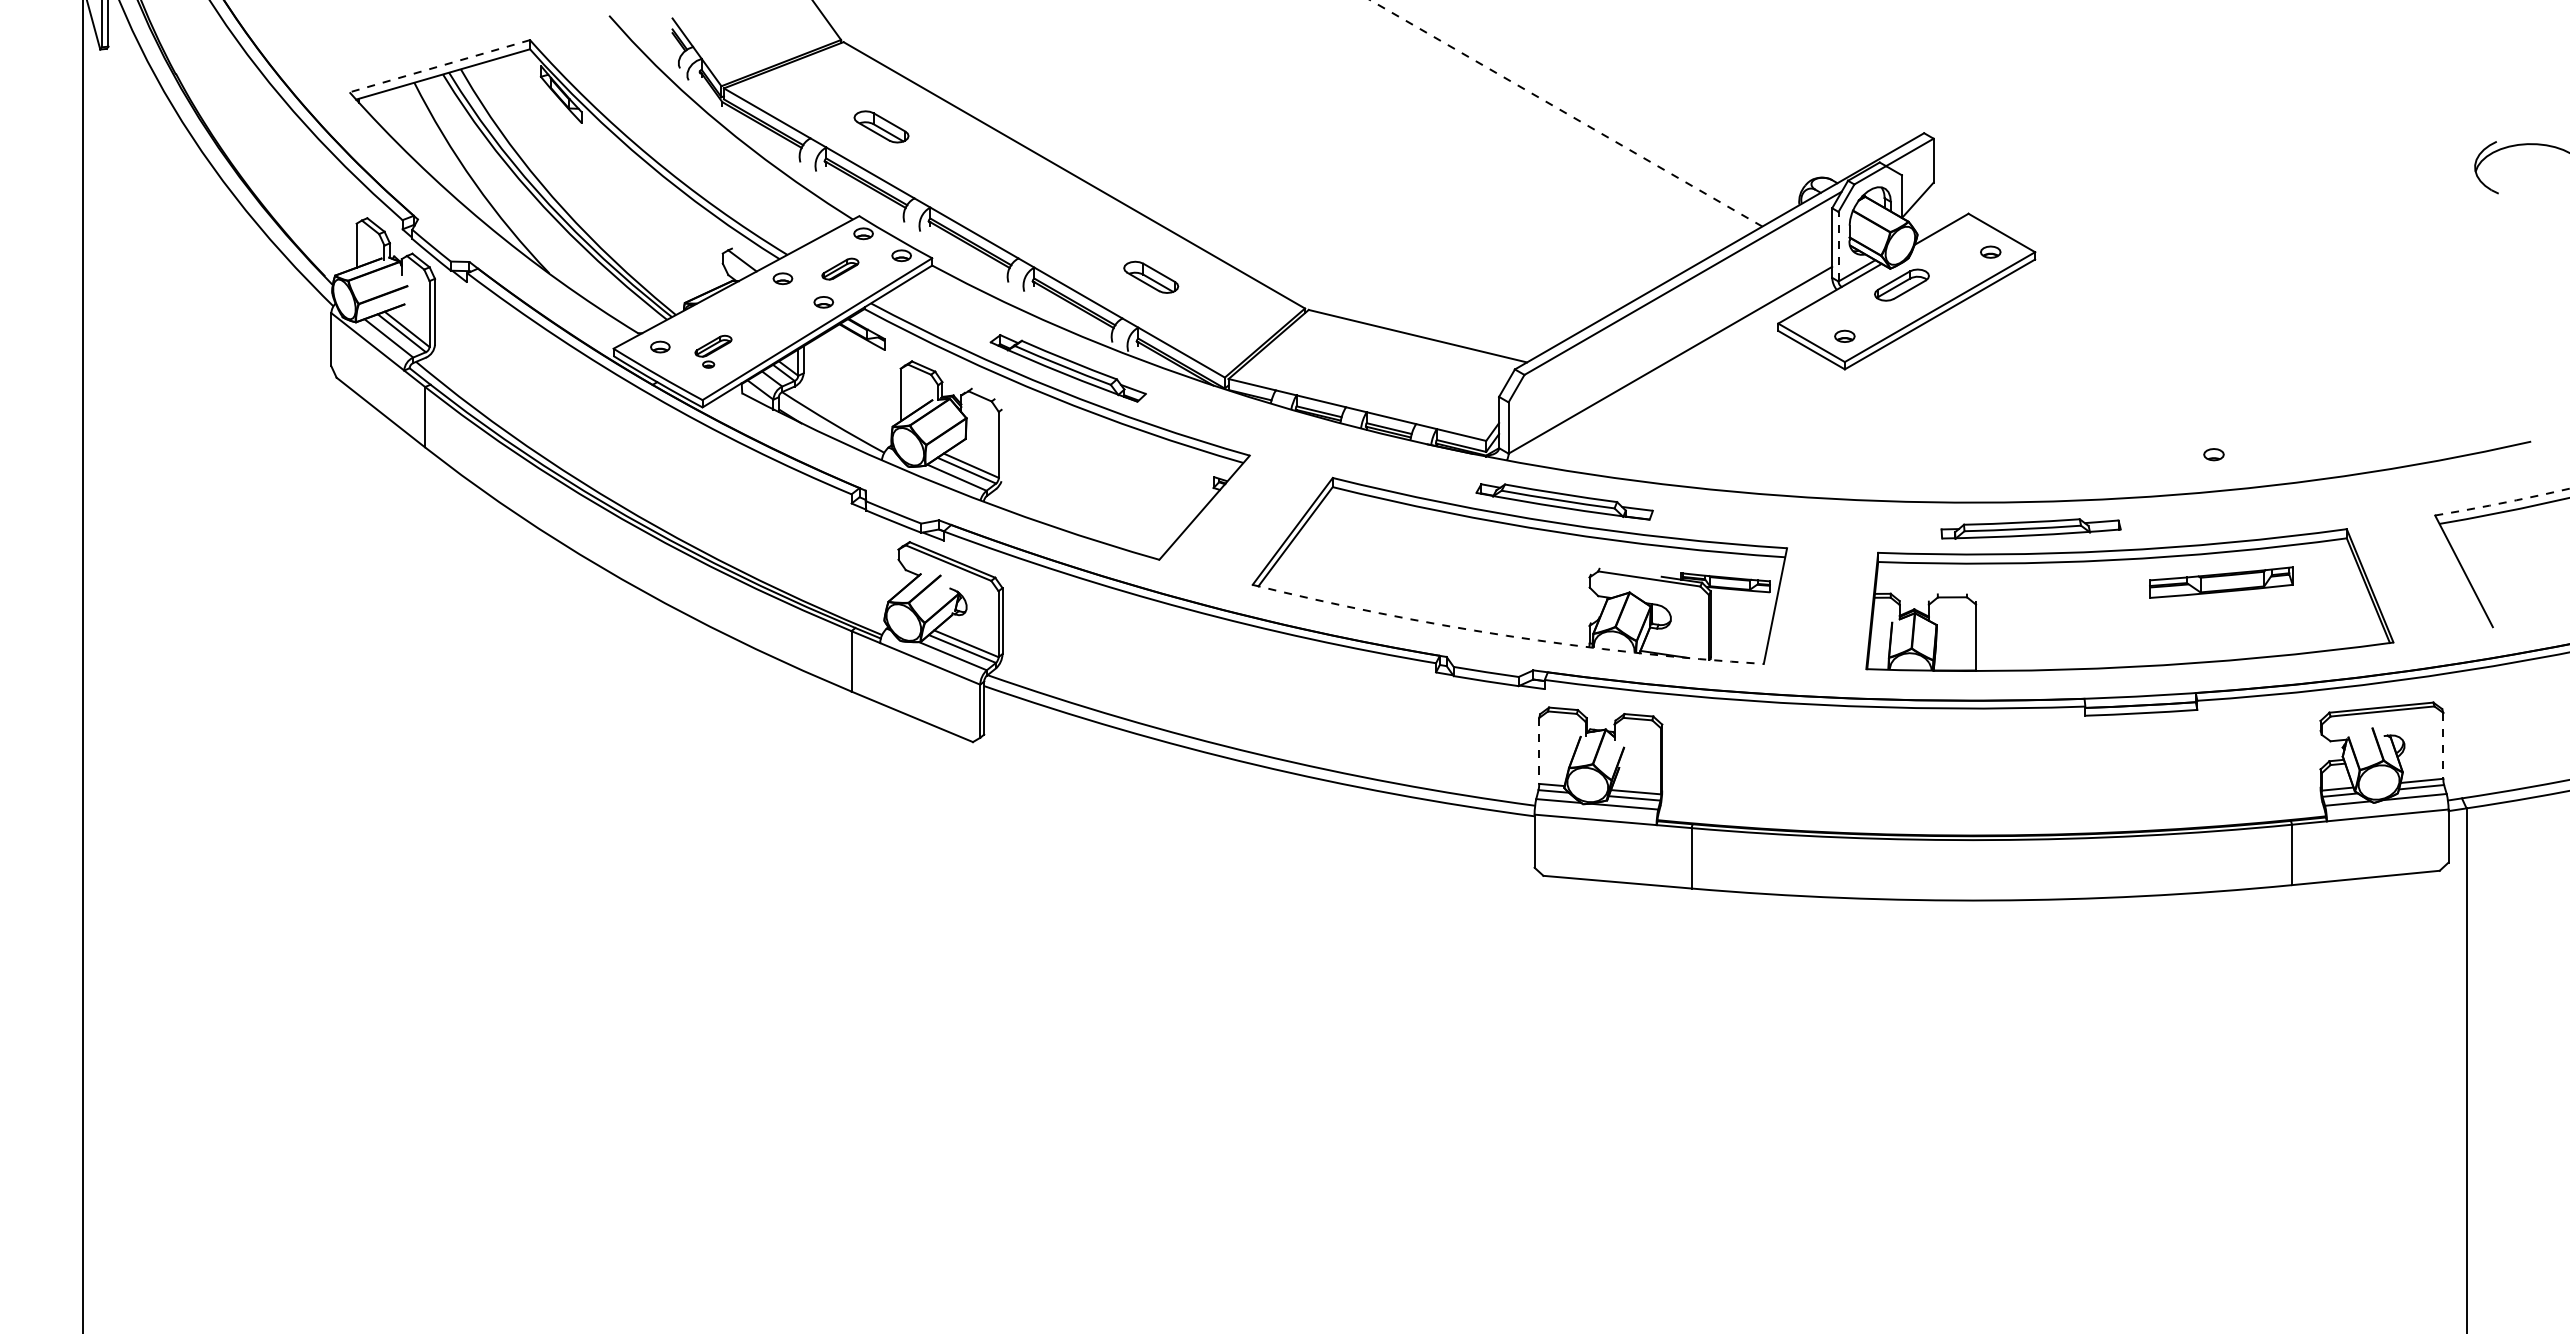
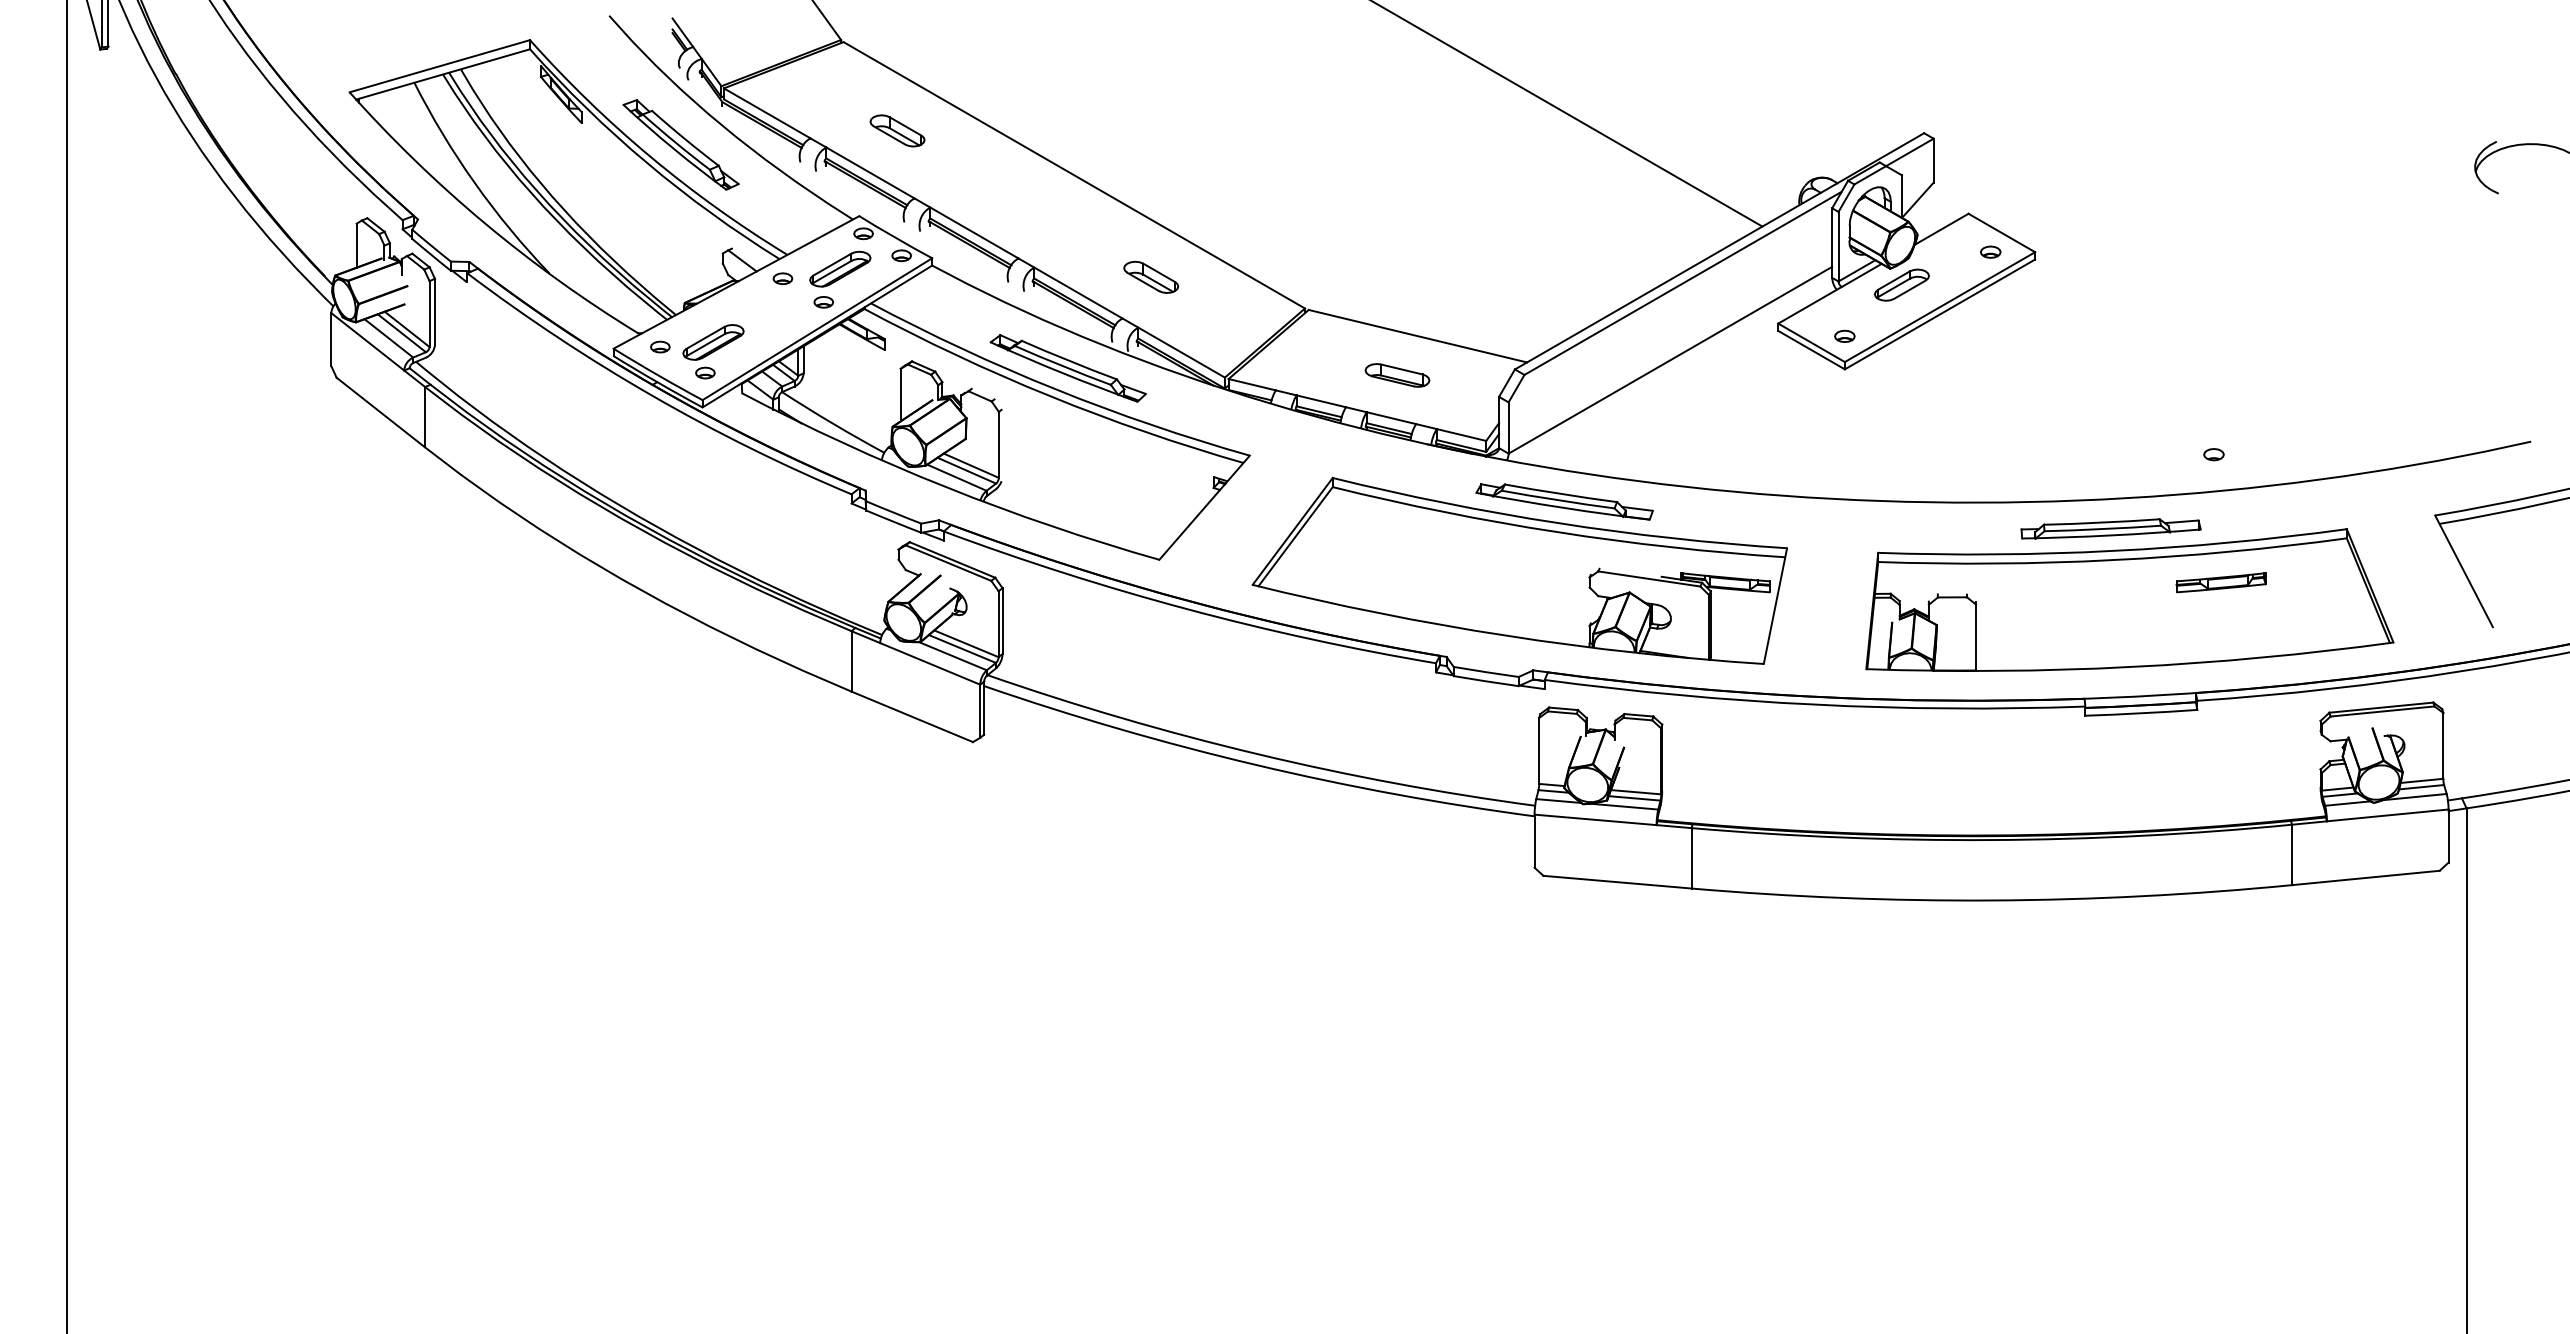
line: dashed -> solid (439, 66)
line: dashed -> solid (1565, 113)
part position: (881, 126) -> (897, 130) (897, 130)
part: none -> present (680, 144)
line: dashed -> solid (1838, 246)
part size: 39x24 px -> 63x38 px (840, 268)
part size: 39x35 px -> 63x56 px (713, 351)
part: none -> present (1397, 375)
arc: dashed -> solid (2503, 502)
part position: (2030, 528) -> (2110, 528) (2110, 528)
part size: 145x33 px -> 92x22 px (2220, 582)
arc: dashed -> solid (1506, 635)
line position: (83, 666) -> (67, 666) (67, 666)
line: dashed -> solid (2443, 745)
line: dashed -> solid (1539, 750)
